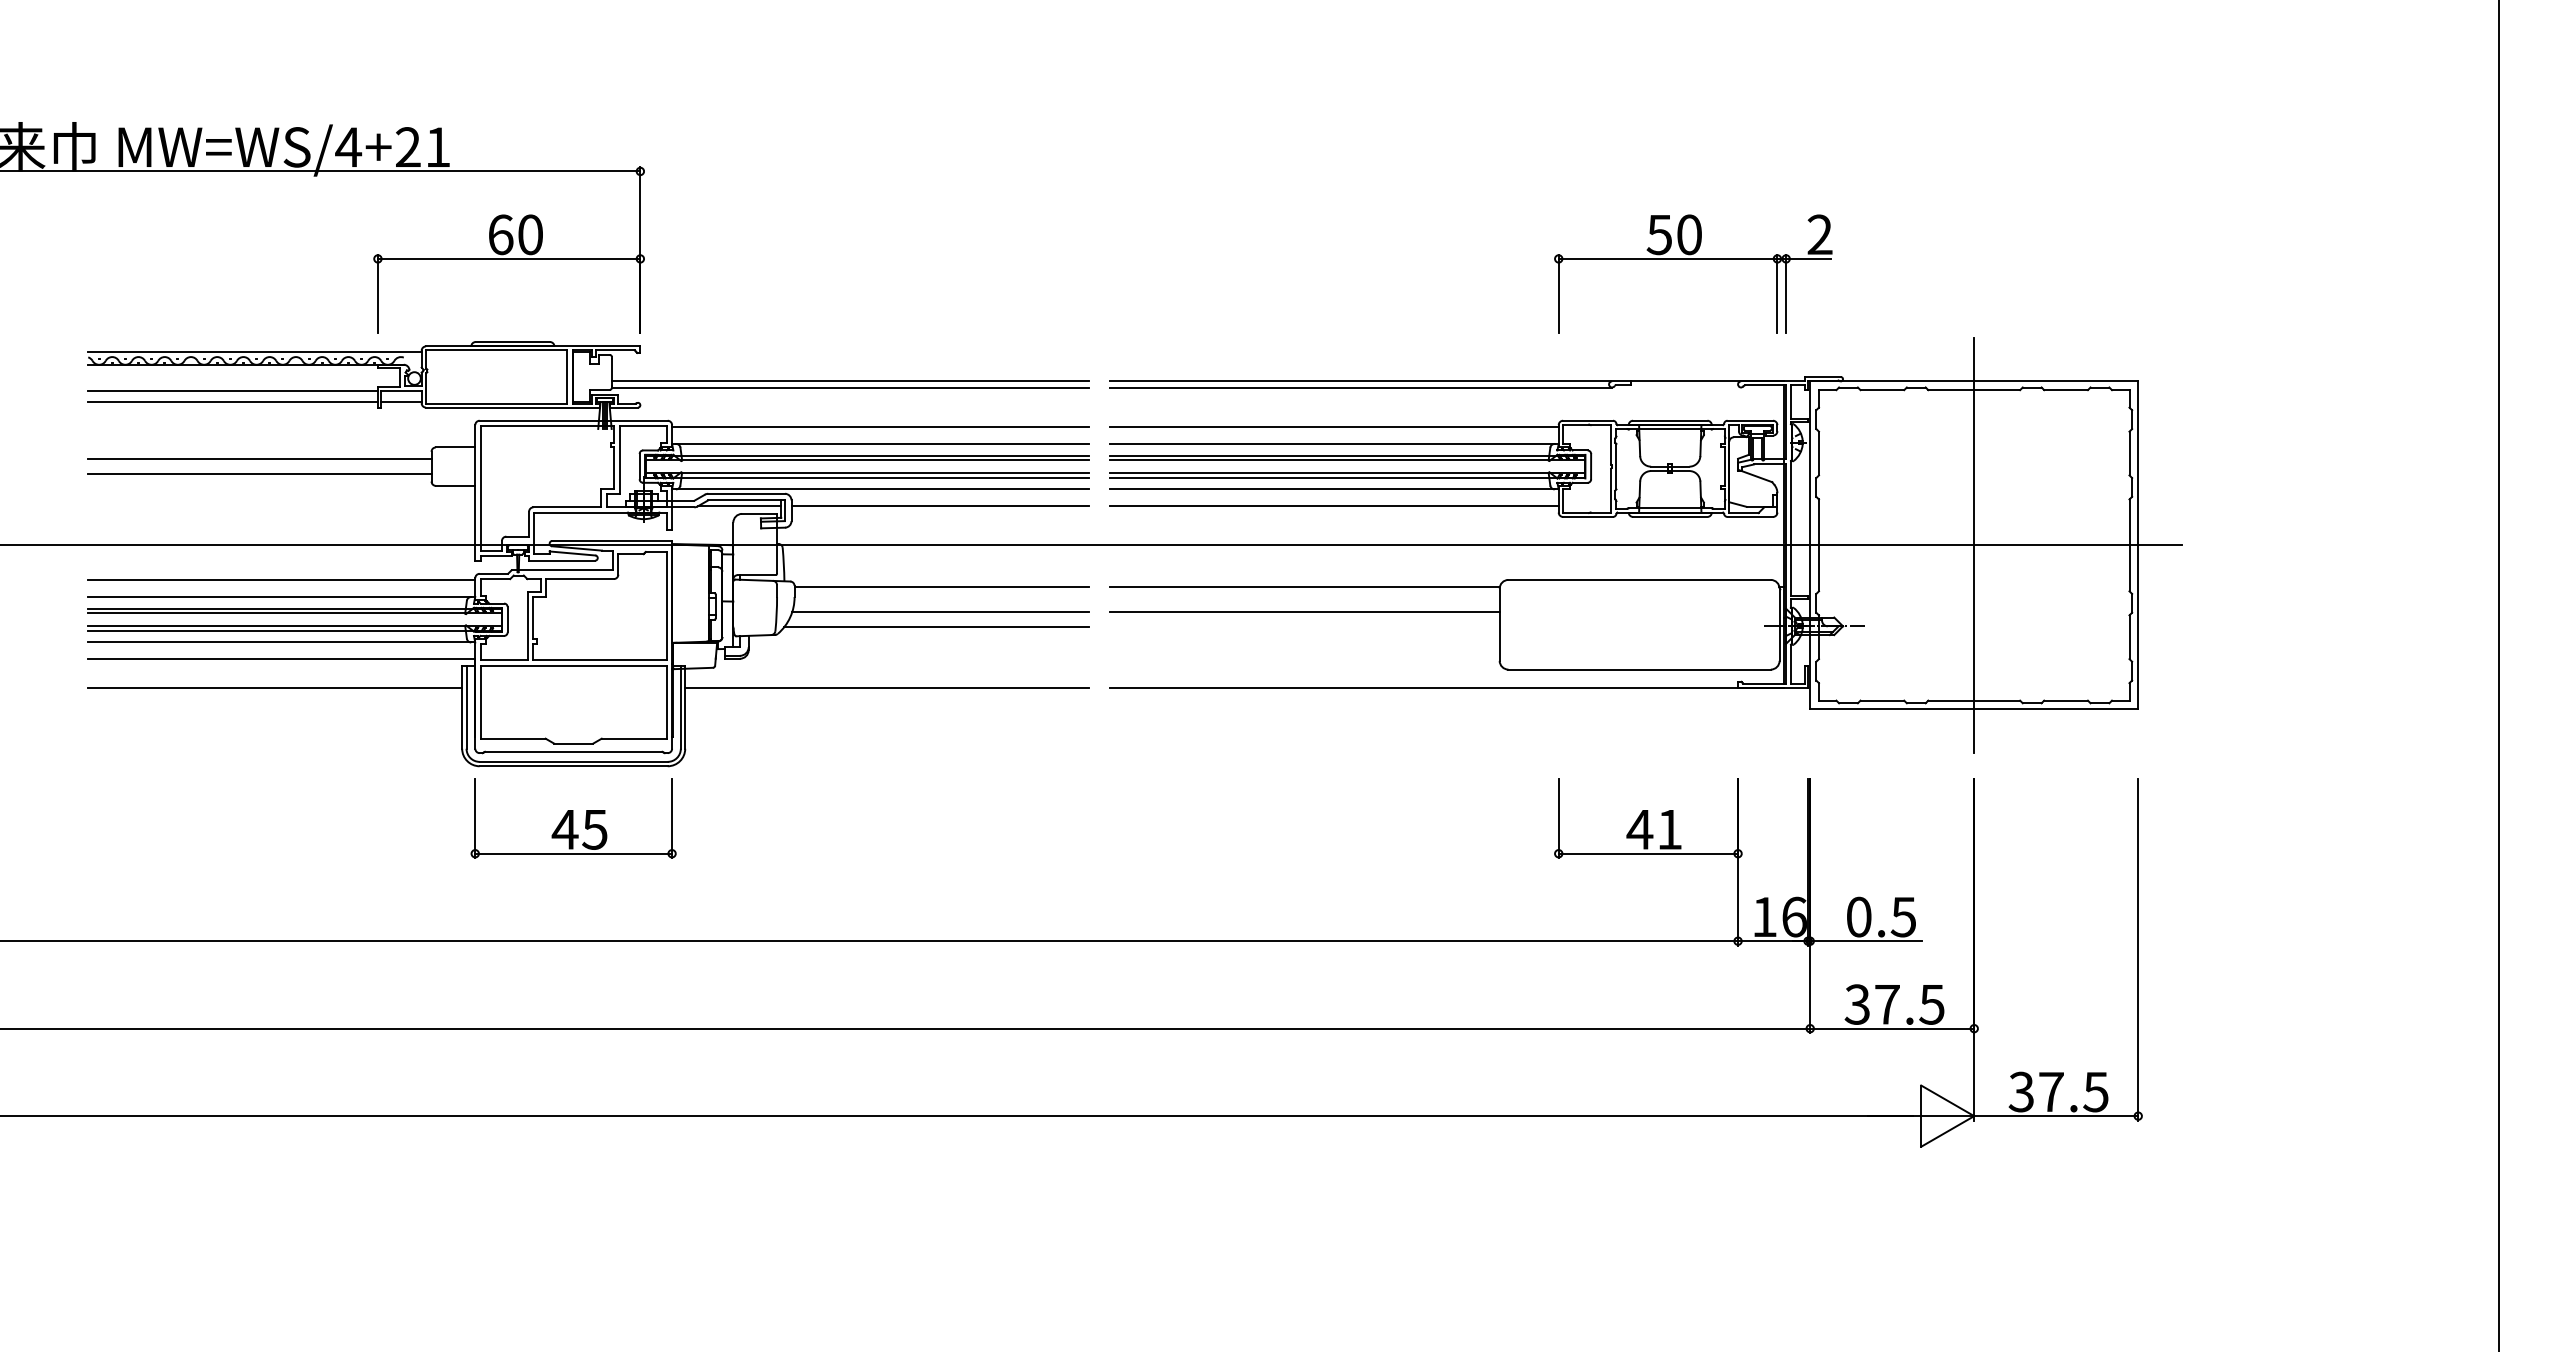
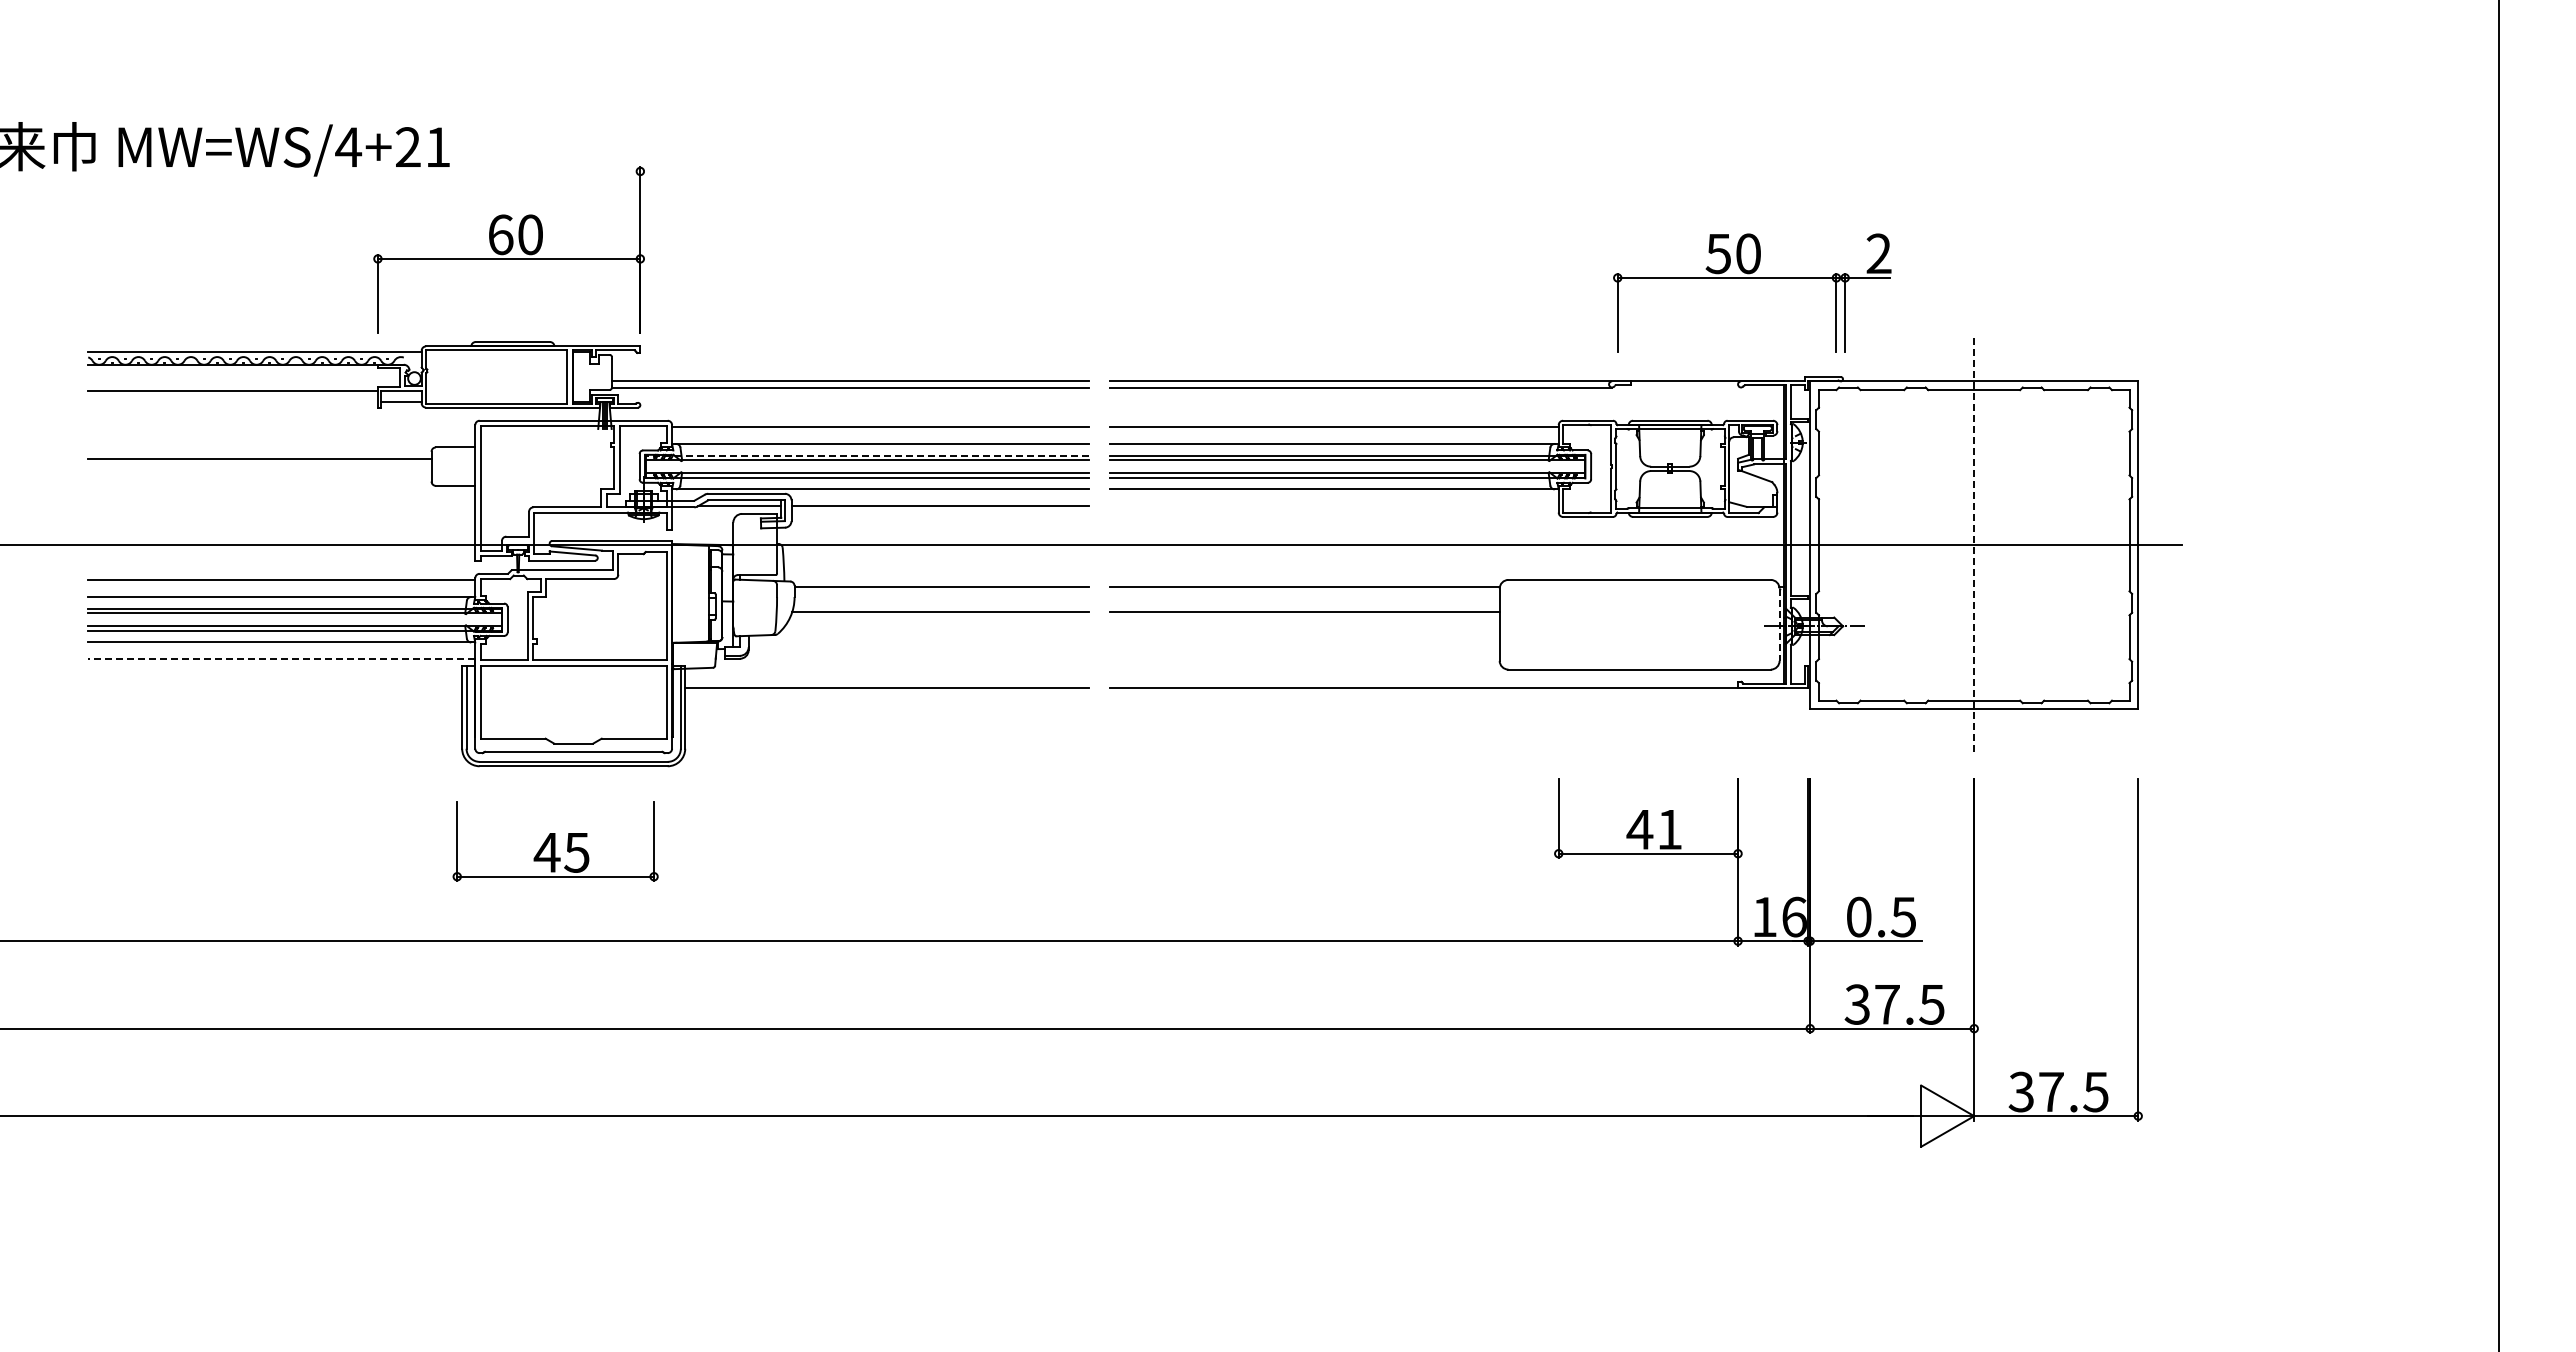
line: present -> none (321, 171)
part position: (1693, 259) -> (1752, 278) (1752, 278)
line: present -> none (232, 401)
line: solid -> dashed (866, 455)
line: present -> none (259, 474)
line: present -> none (1334, 506)
line: solid -> dashed (1974, 545)
line: solid -> dashed (1779, 625)
line: present -> none (936, 627)
line: solid -> dashed (281, 659)
line: present -> none (275, 687)
part position: (573, 818) -> (555, 841) (555, 841)
